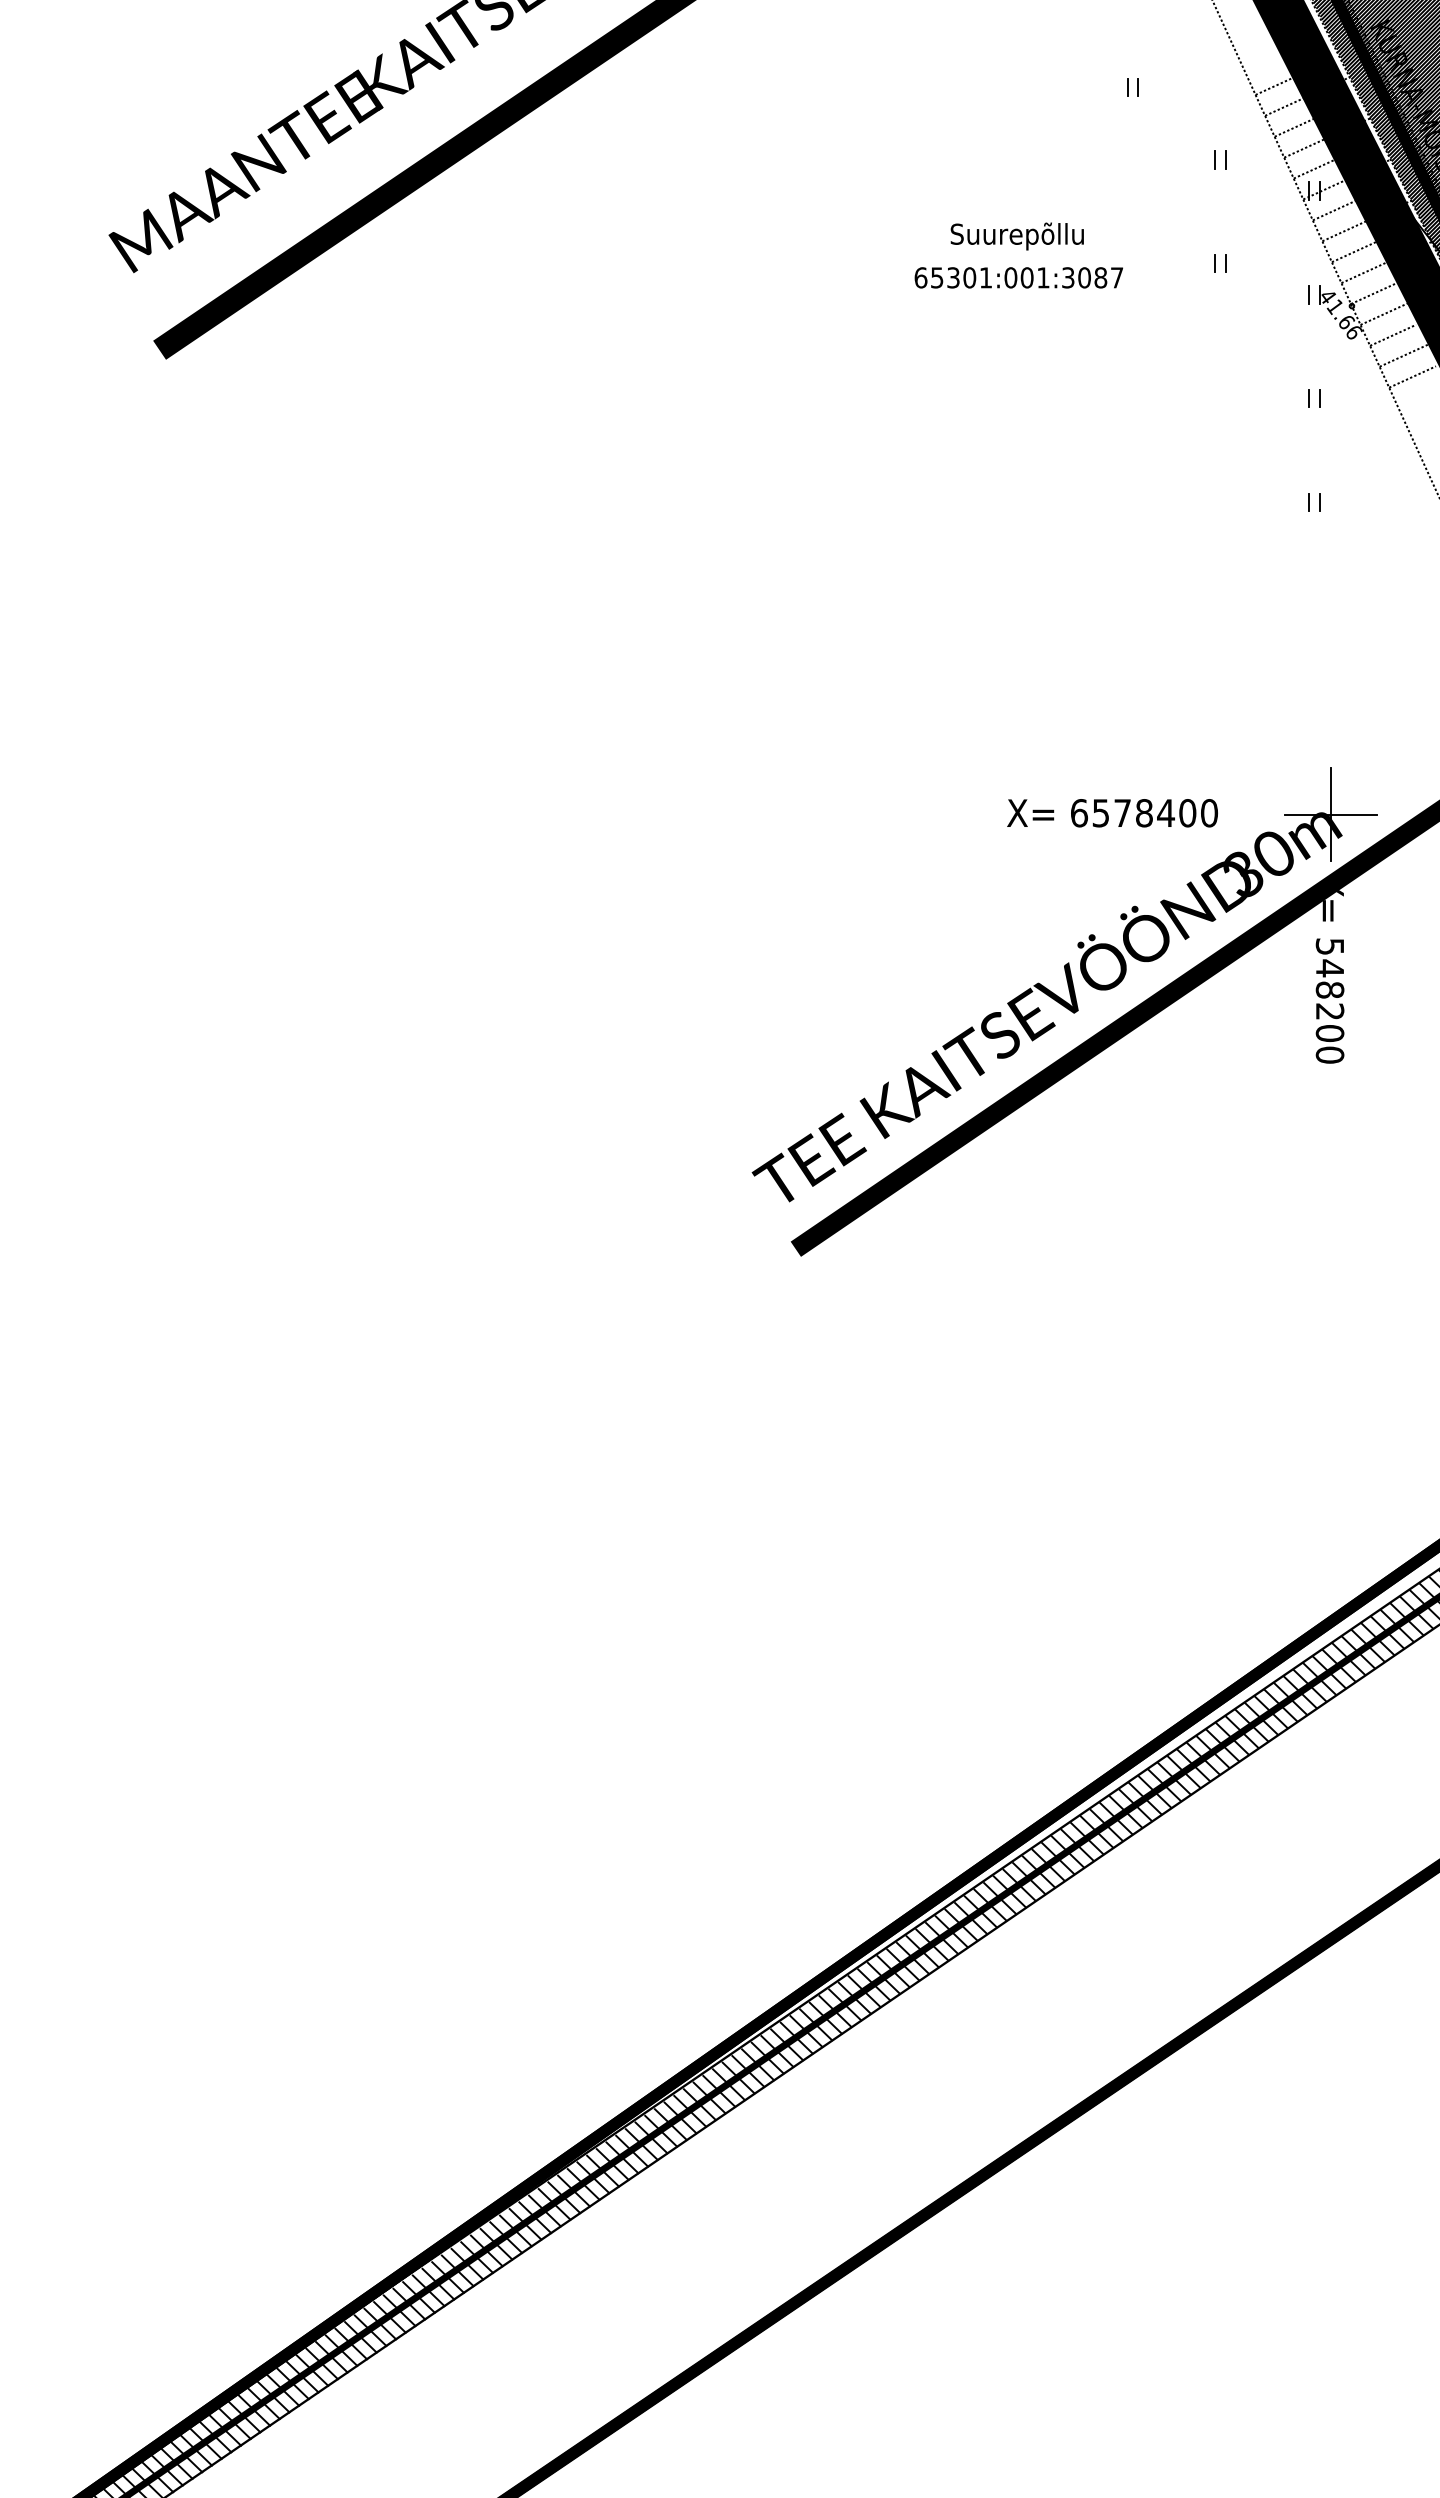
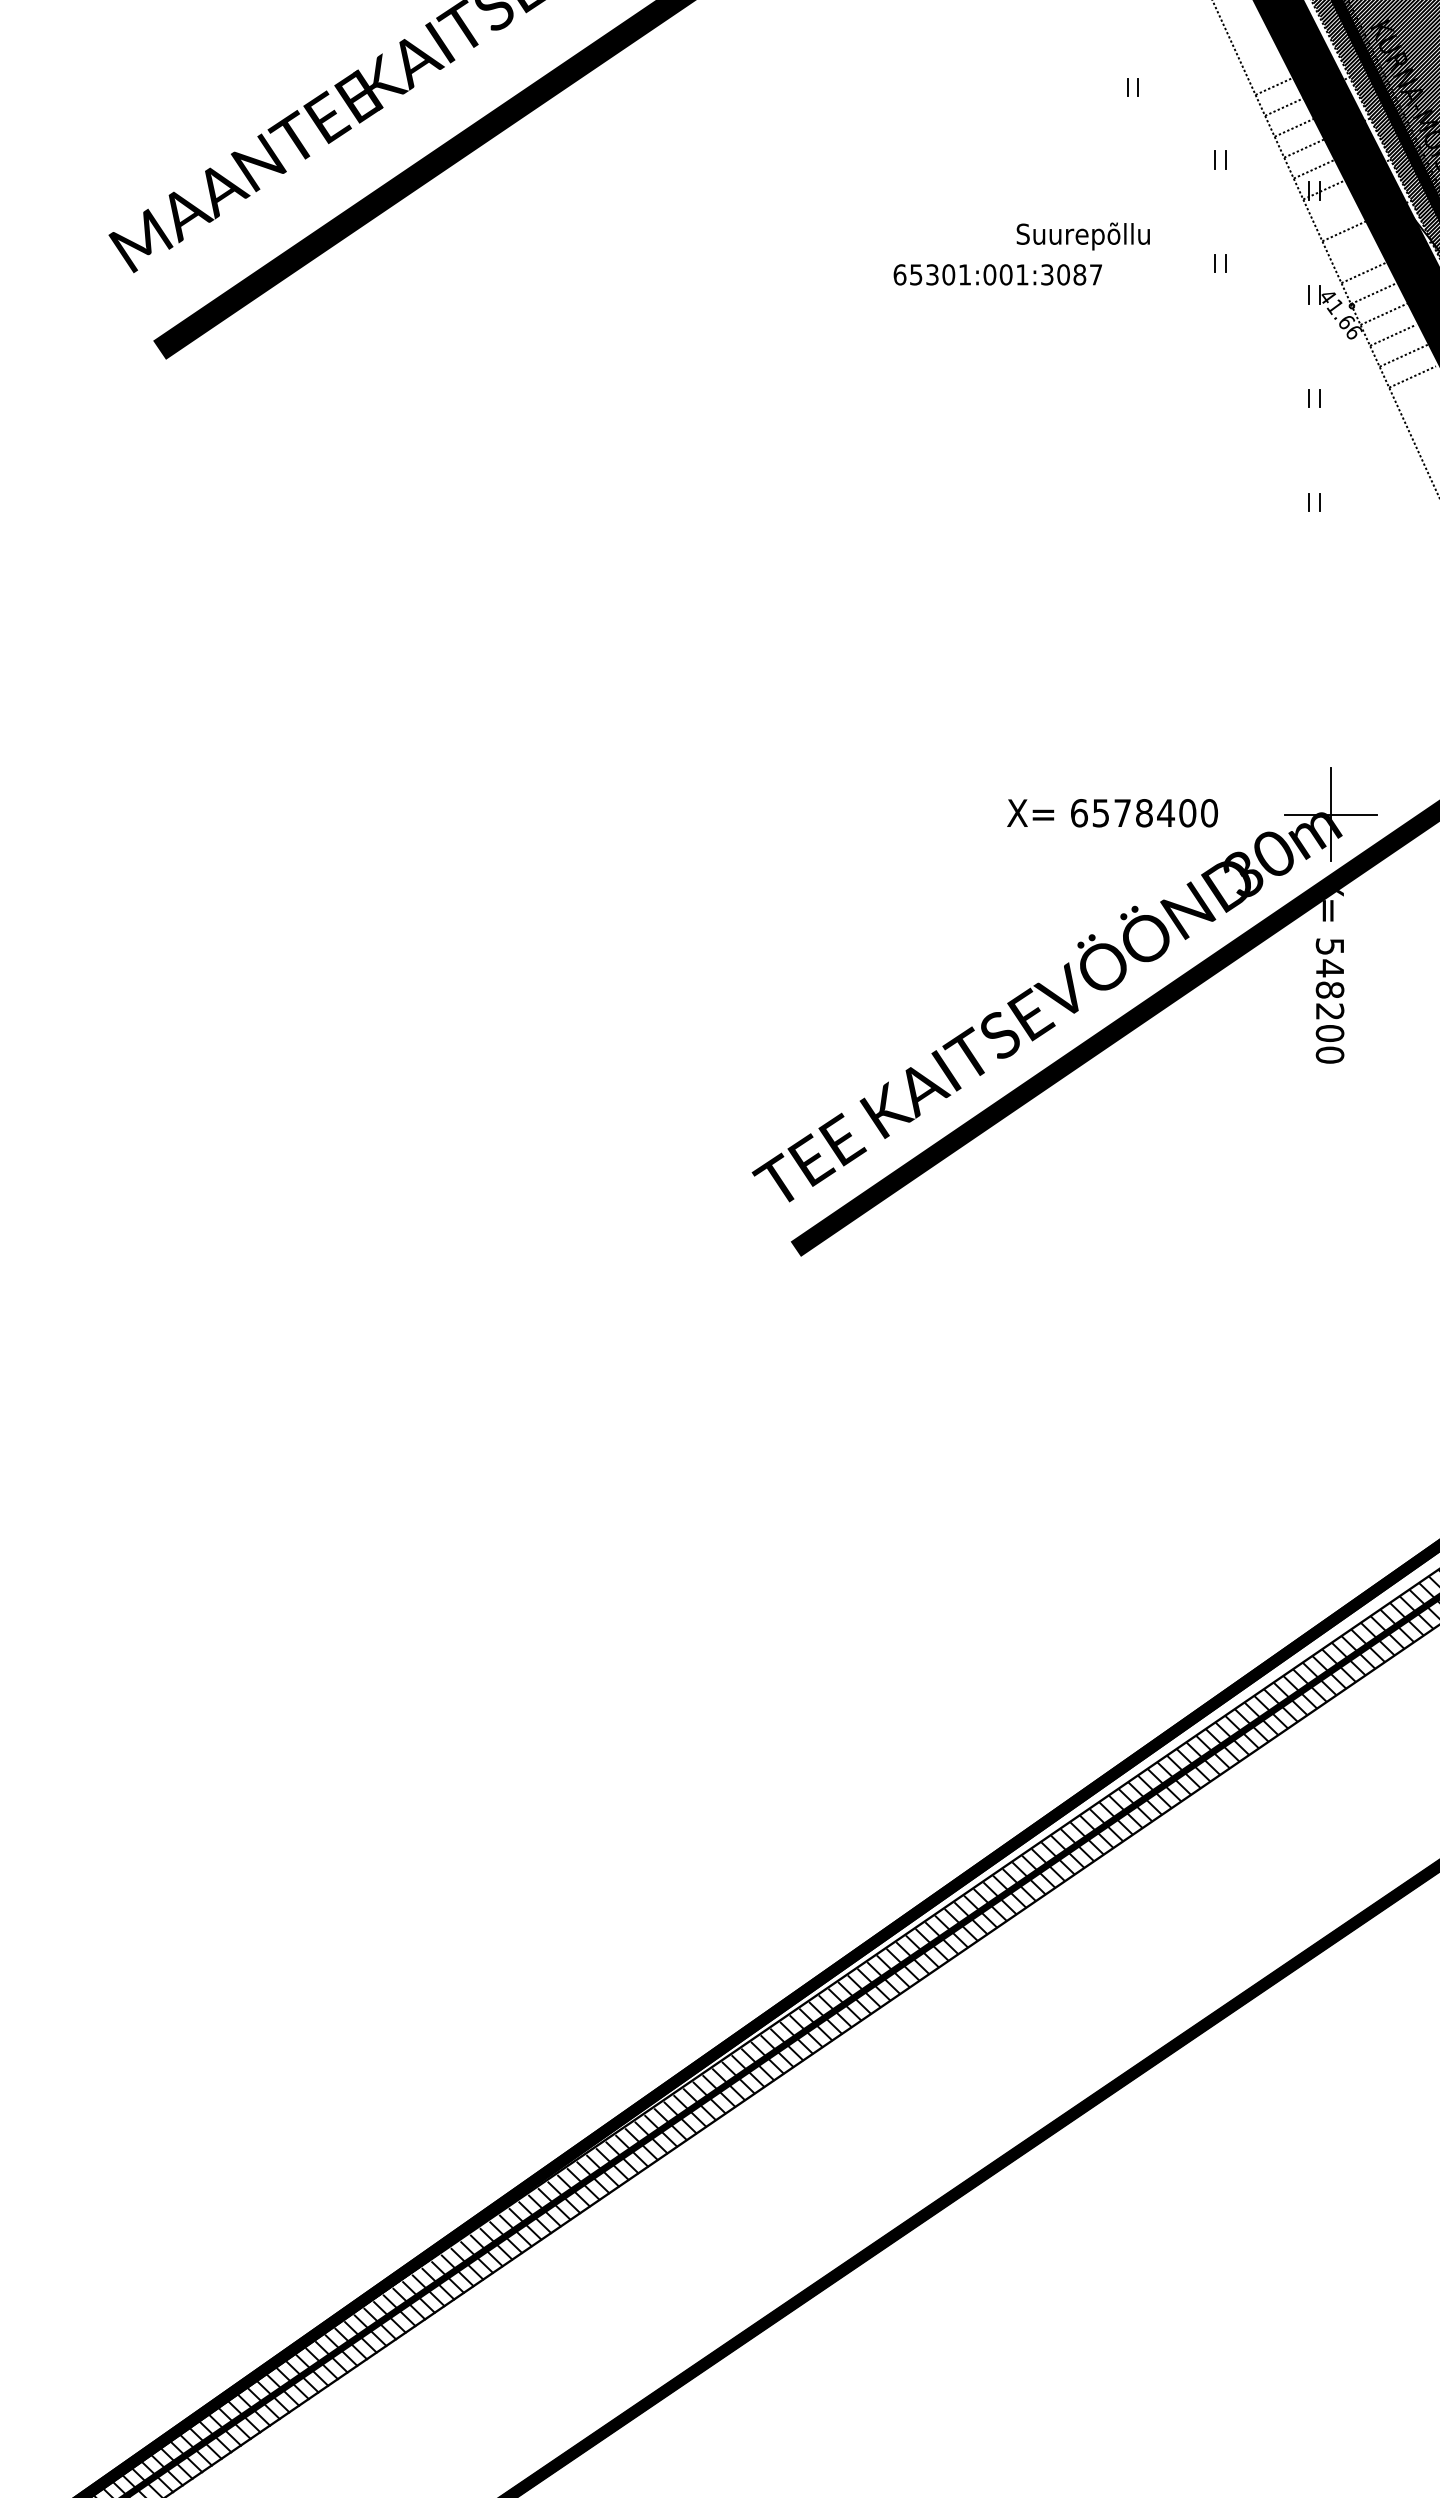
line: present -> none (1334, 210)
text position: (1016, 236) -> (1082, 236) (1082, 236)
line: present -> none (1353, 251)
text position: (1018, 277) -> (997, 274) (997, 274)
